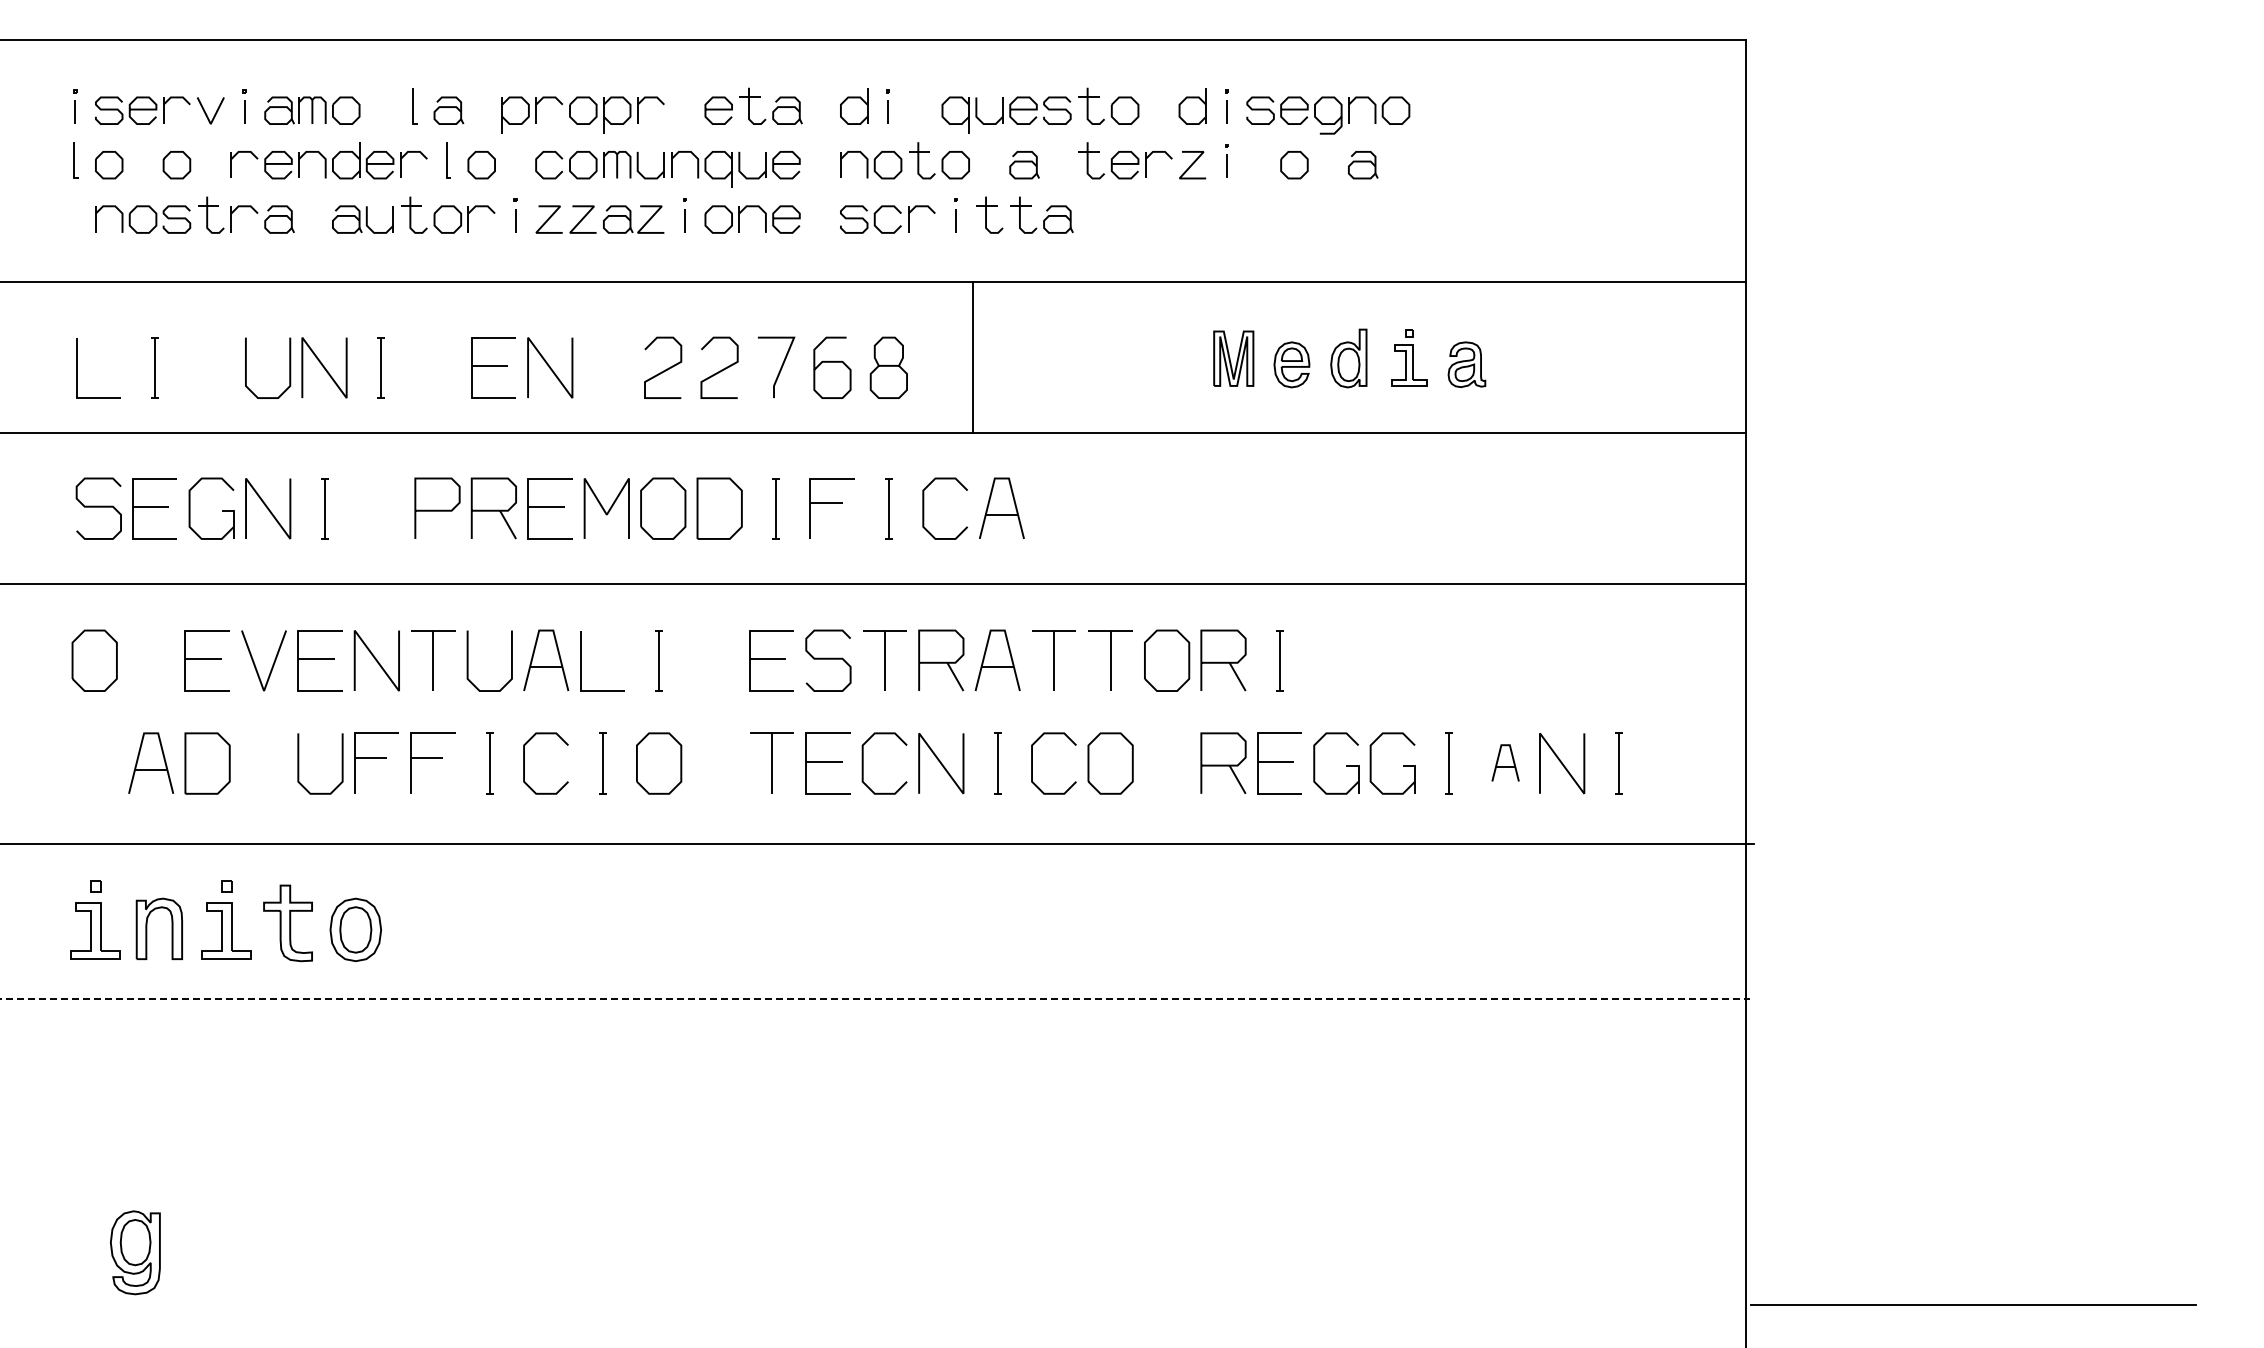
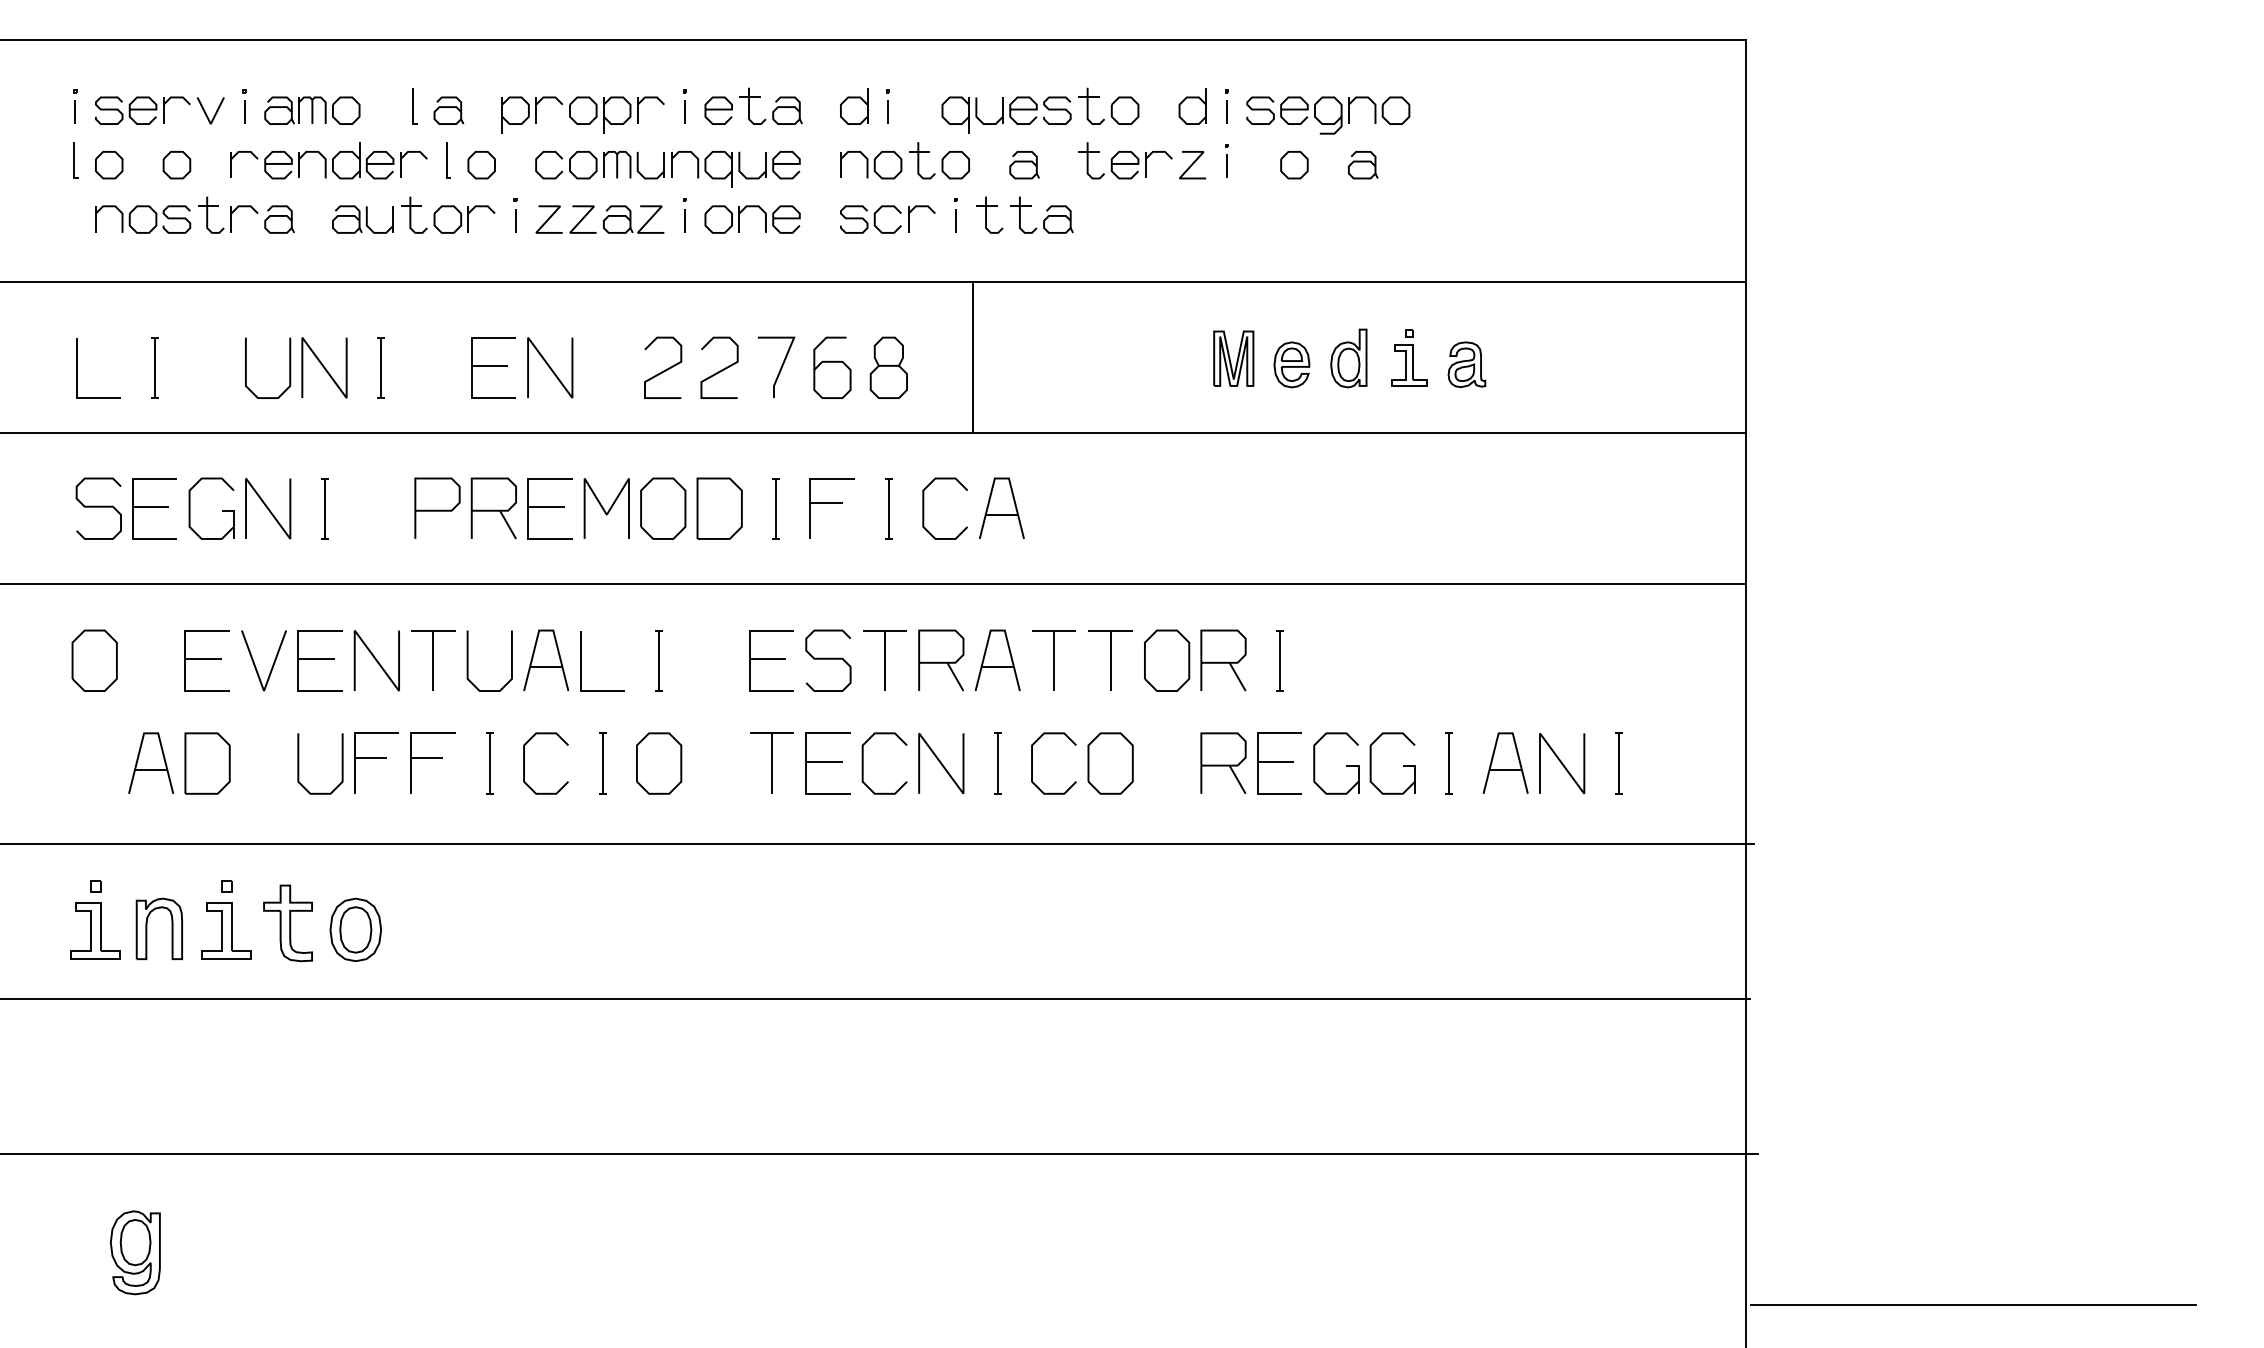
part: none -> present (684, 106)
part size: 29x38 px -> 47x62 px (1505, 762)
line: dashed -> solid (875, 999)
line: none -> present (880, 1154)
